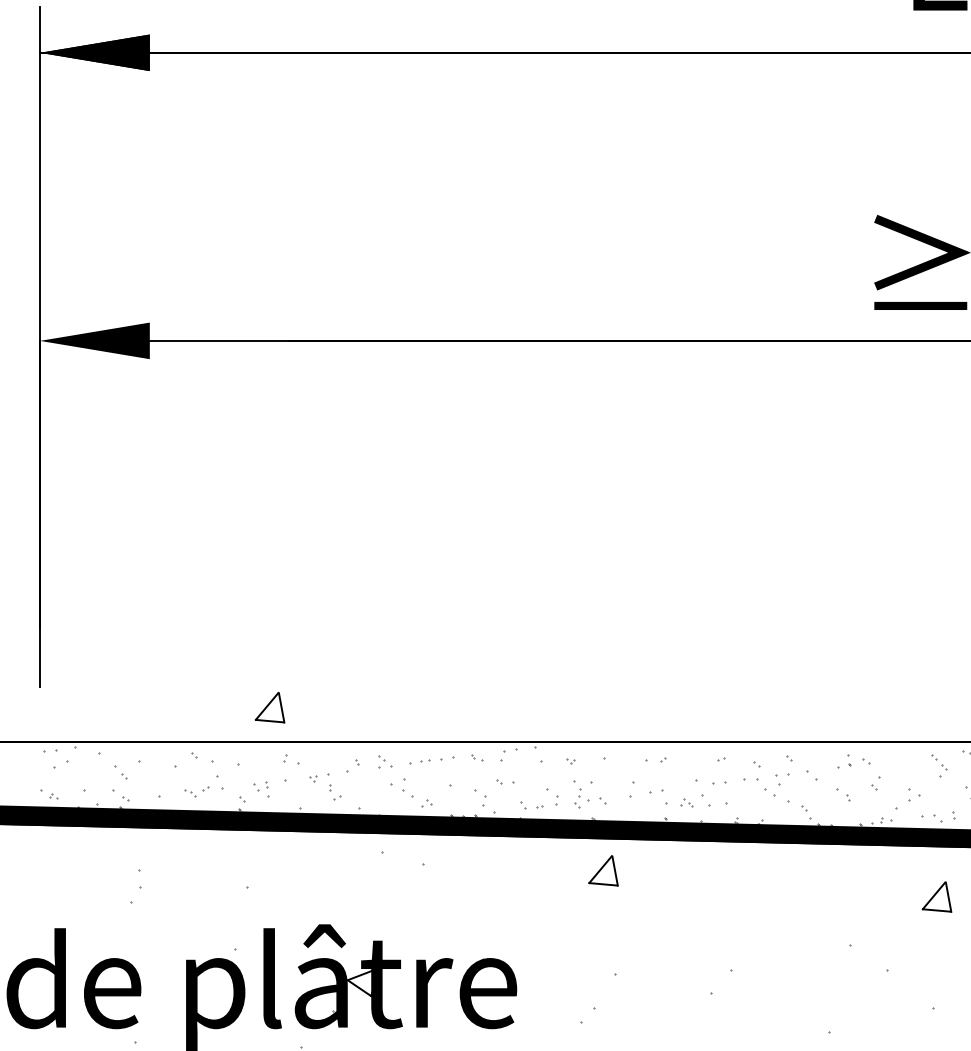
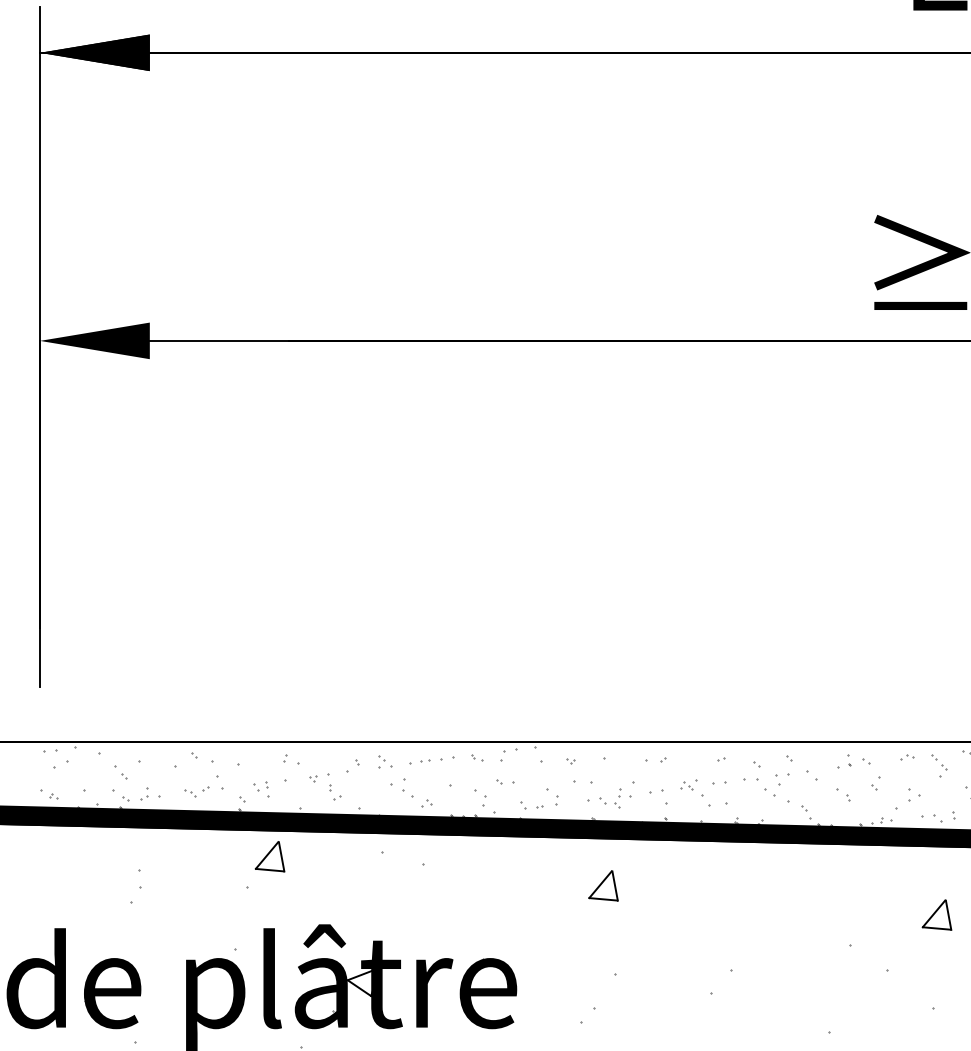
part position: (269, 707) -> (269, 856) (269, 856)
part: none -> present (907, 757)
part: none -> present (144, 793)
part position: (577, 798) -> (617, 798) (617, 798)
part position: (686, 802) -> (686, 785) (686, 785)
part position: (603, 870) -> (603, 885) (603, 885)
part position: (936, 896) -> (936, 914) (936, 914)
